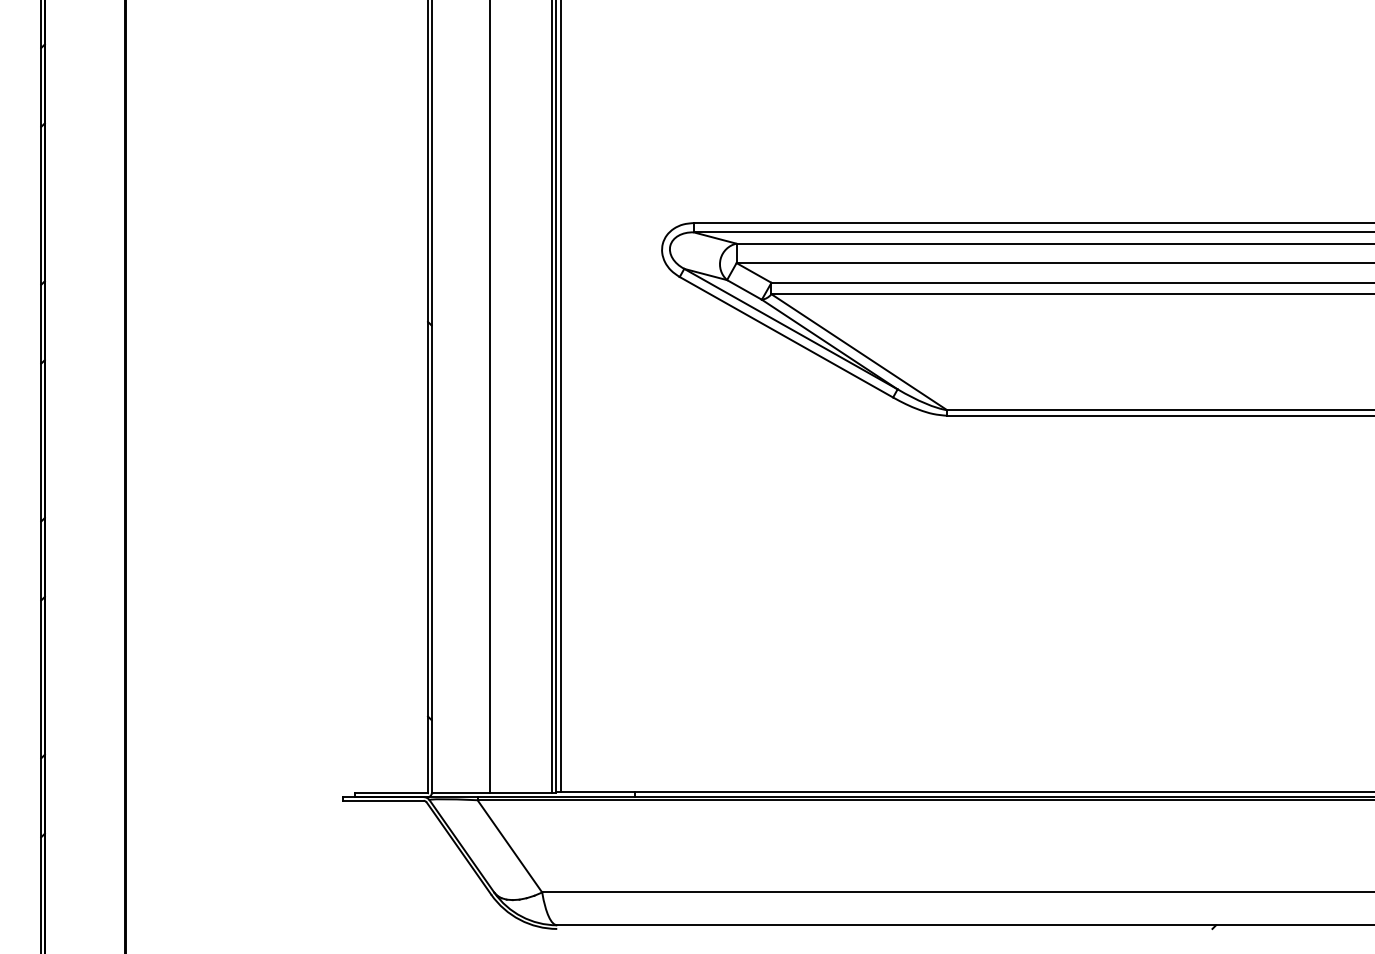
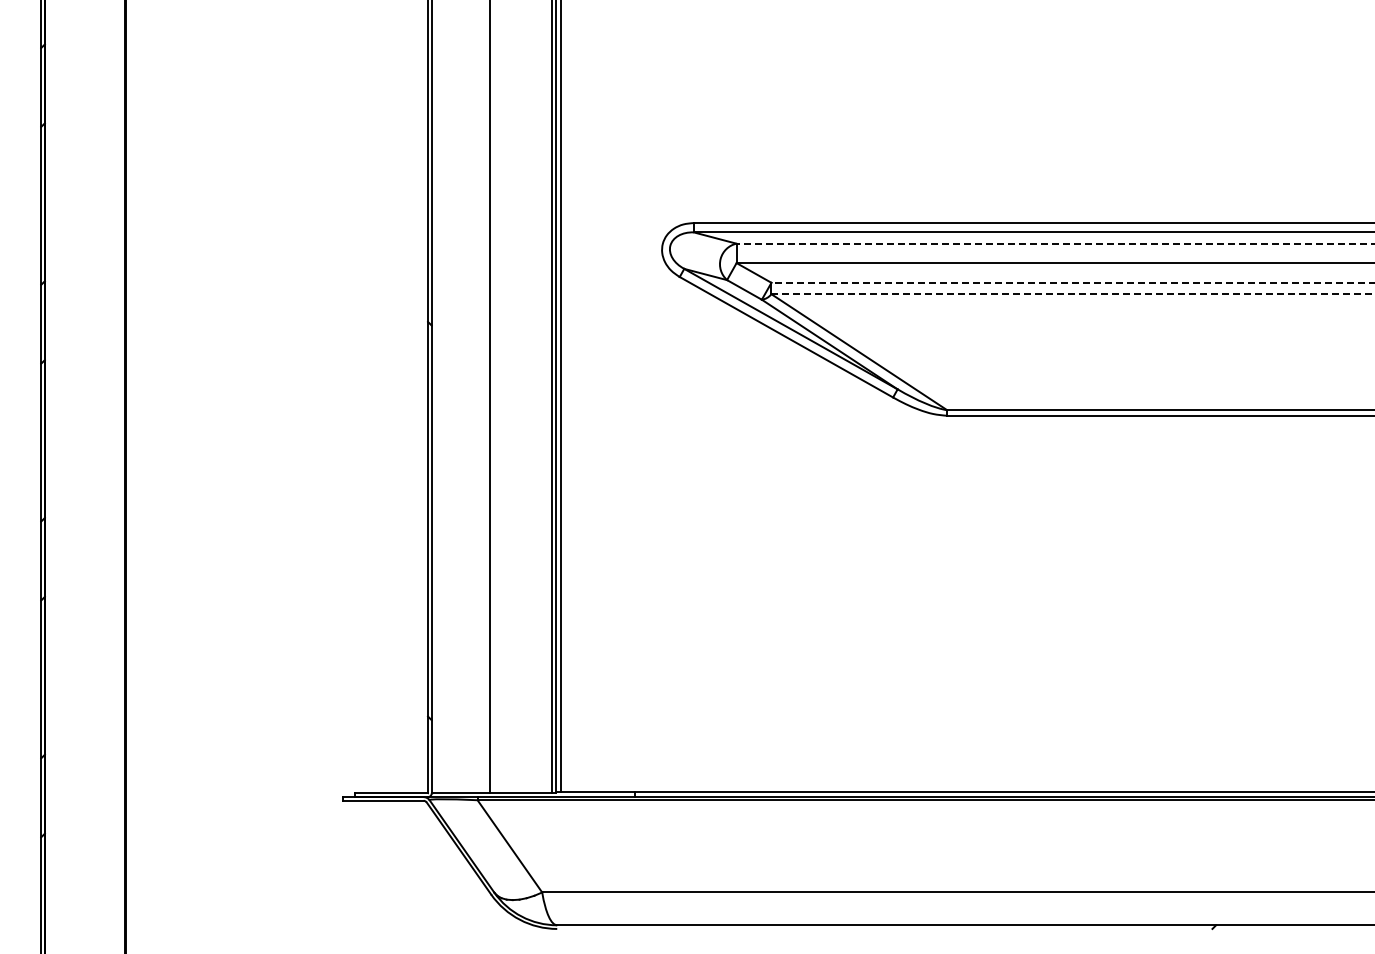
line: solid -> dashed (1055, 243)
line: solid -> dashed (1072, 282)
line: solid -> dashed (1073, 294)
